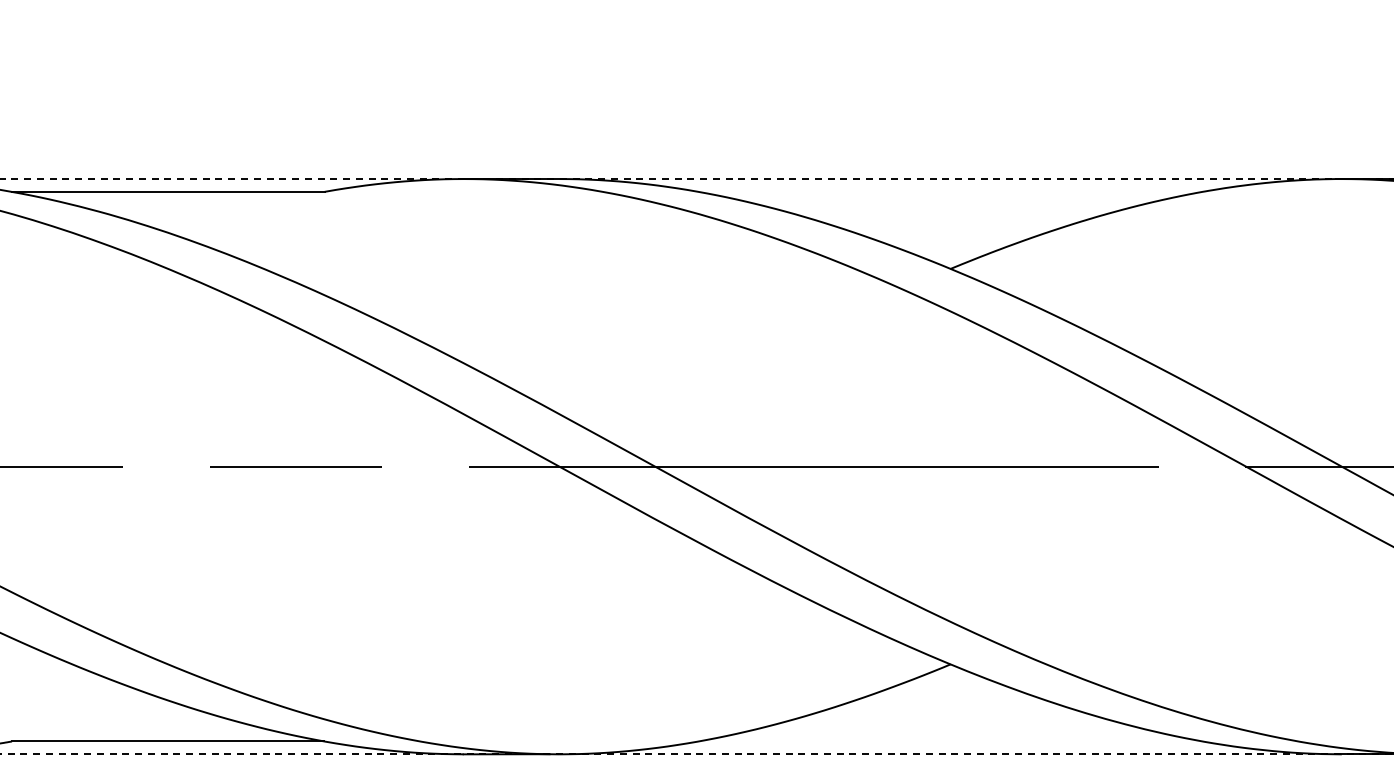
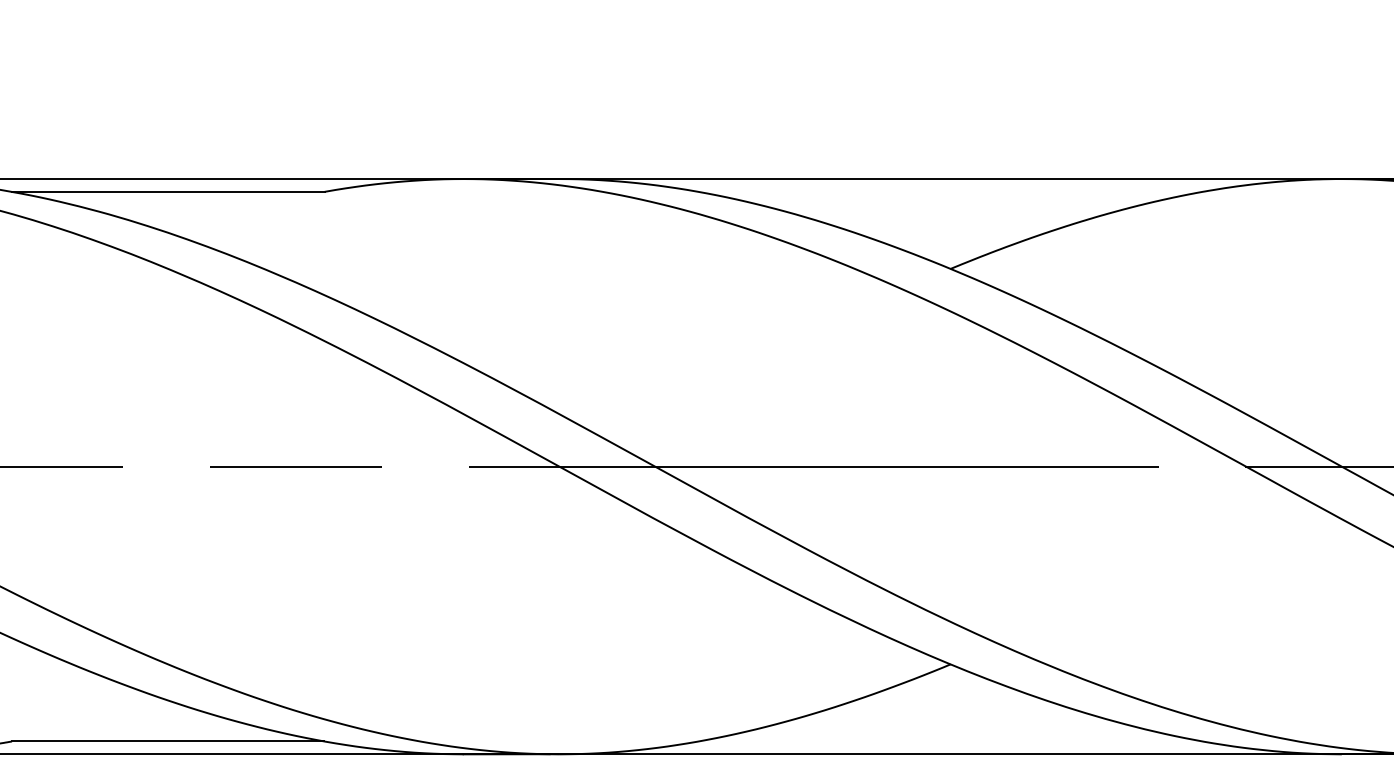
line: dashed -> solid (697, 179)
line: dashed -> solid (696, 754)
